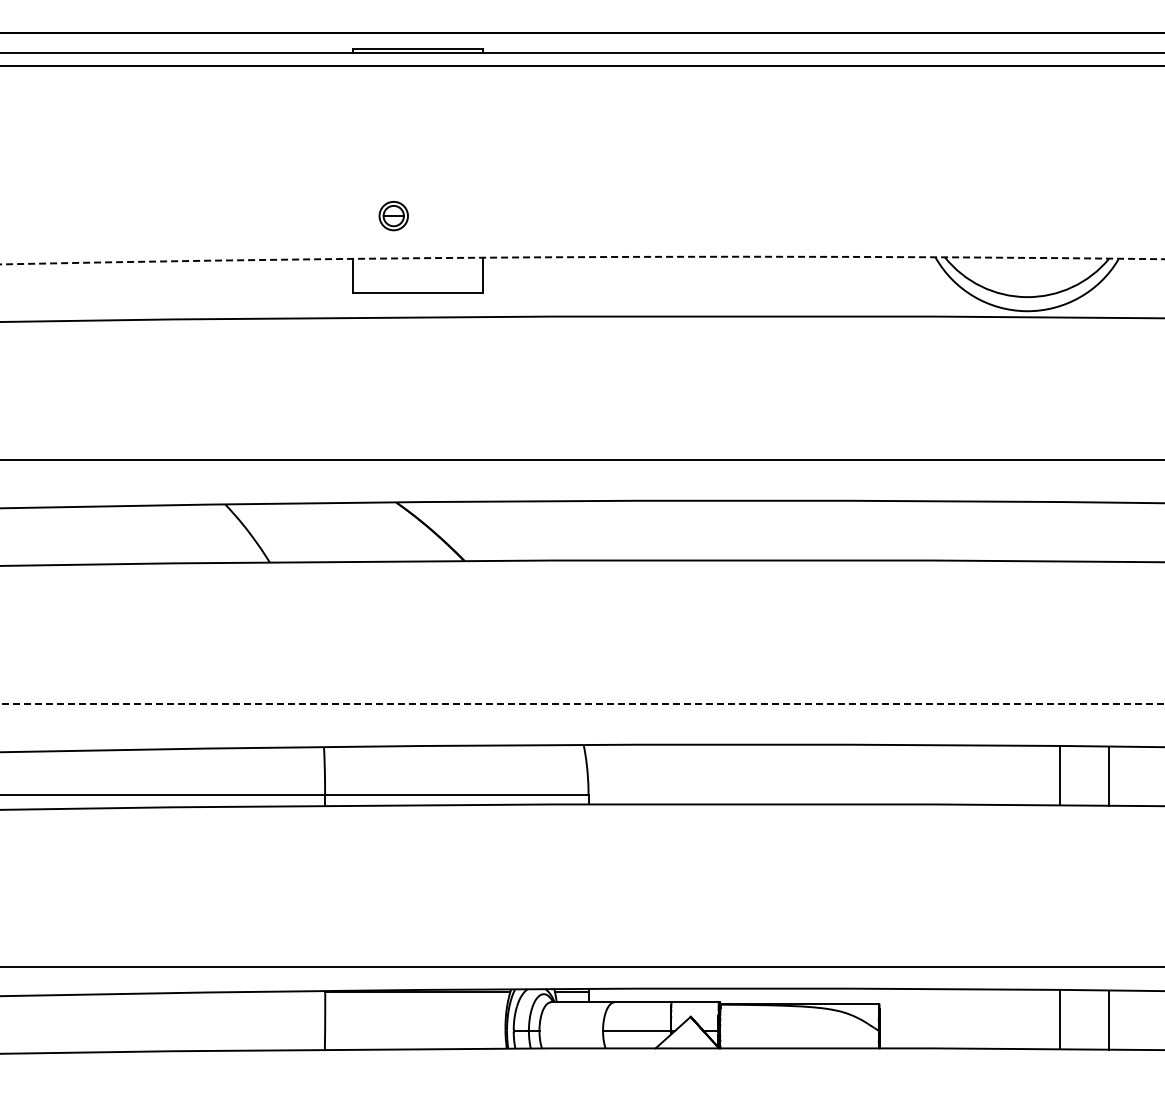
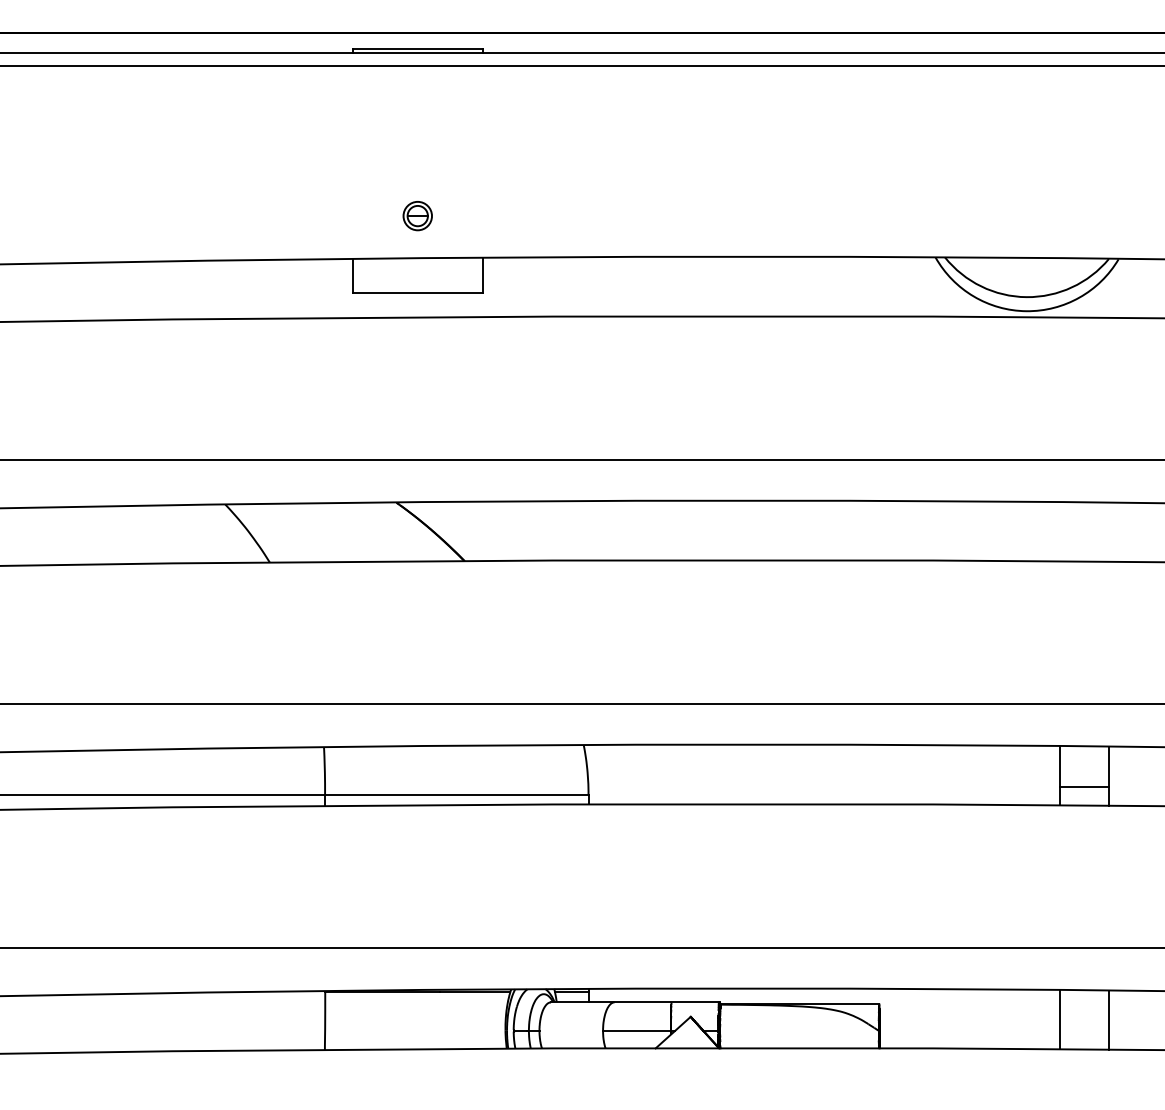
part position: (393, 216) -> (417, 216) (417, 216)
arc: dashed -> solid (582, 257)
line: dashed -> solid (582, 703)
line: none -> present (1084, 786)
line position: (581, 966) -> (581, 947) (581, 947)
